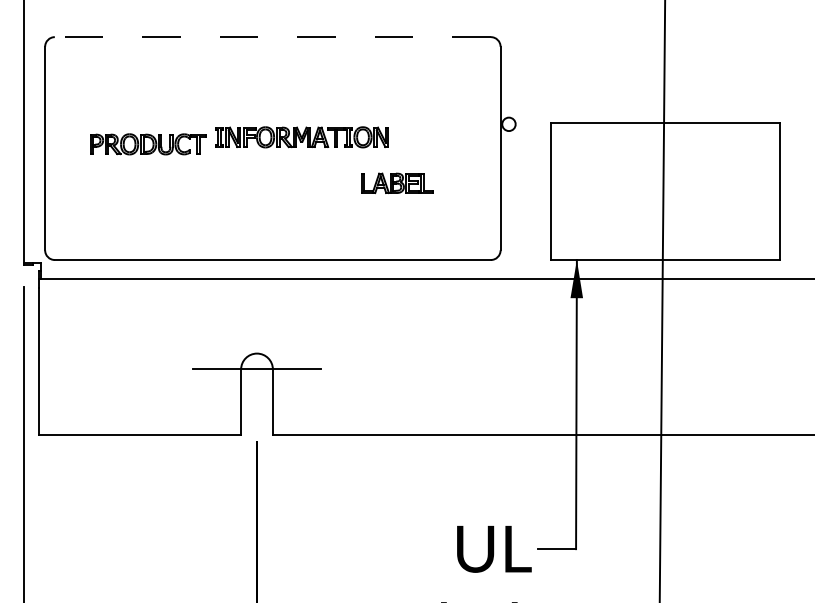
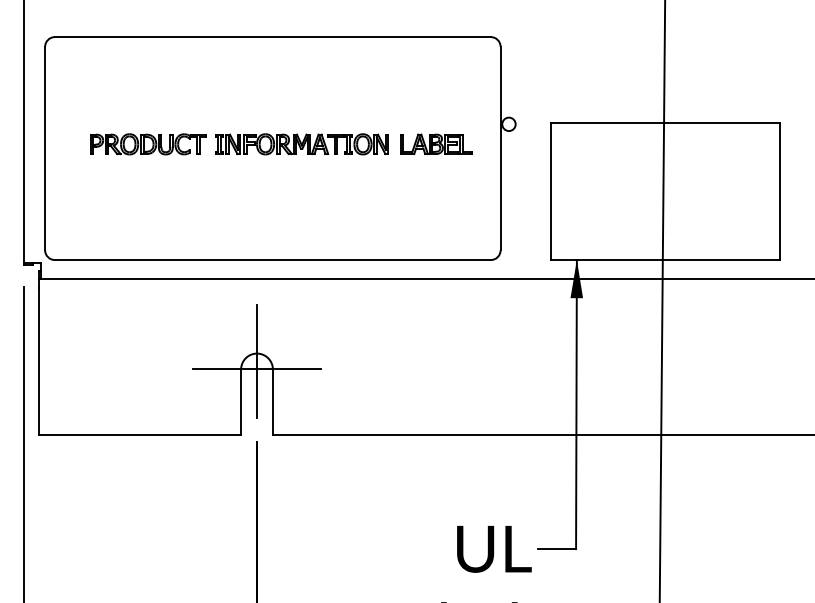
line: dashed -> solid (272, 37)
part position: (301, 137) -> (301, 144) (301, 144)
part position: (397, 182) -> (436, 143) (436, 143)
line: none -> present (257, 361)
